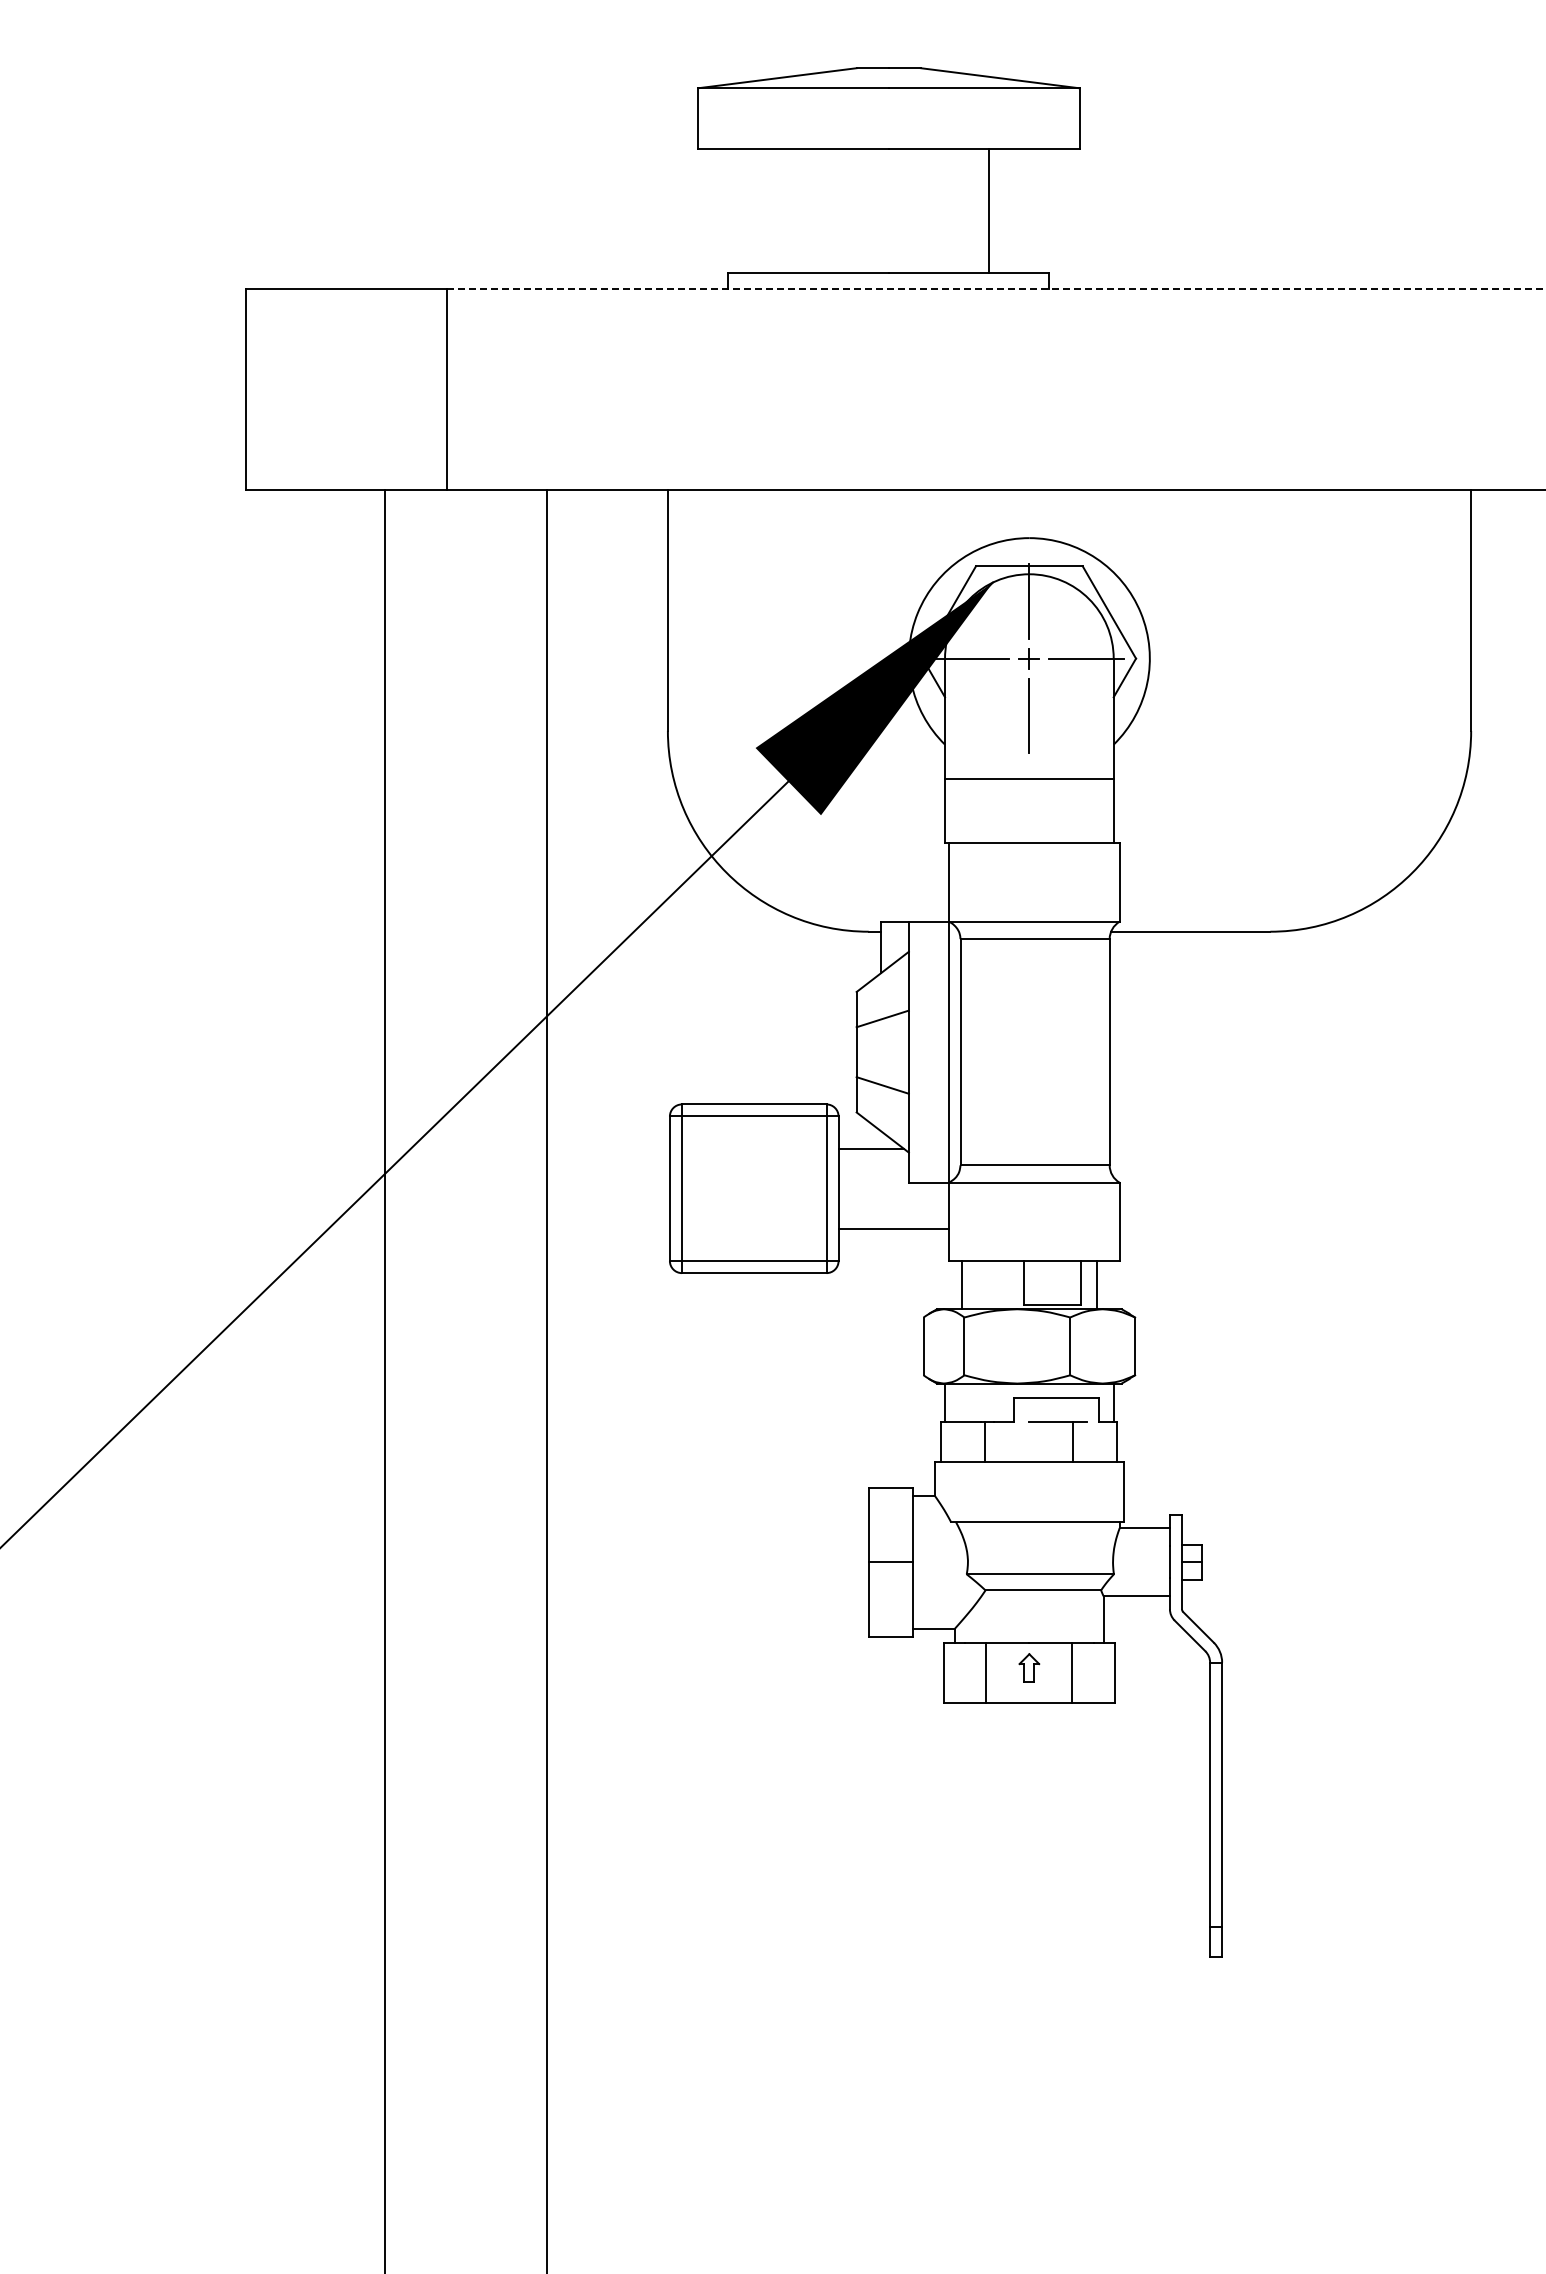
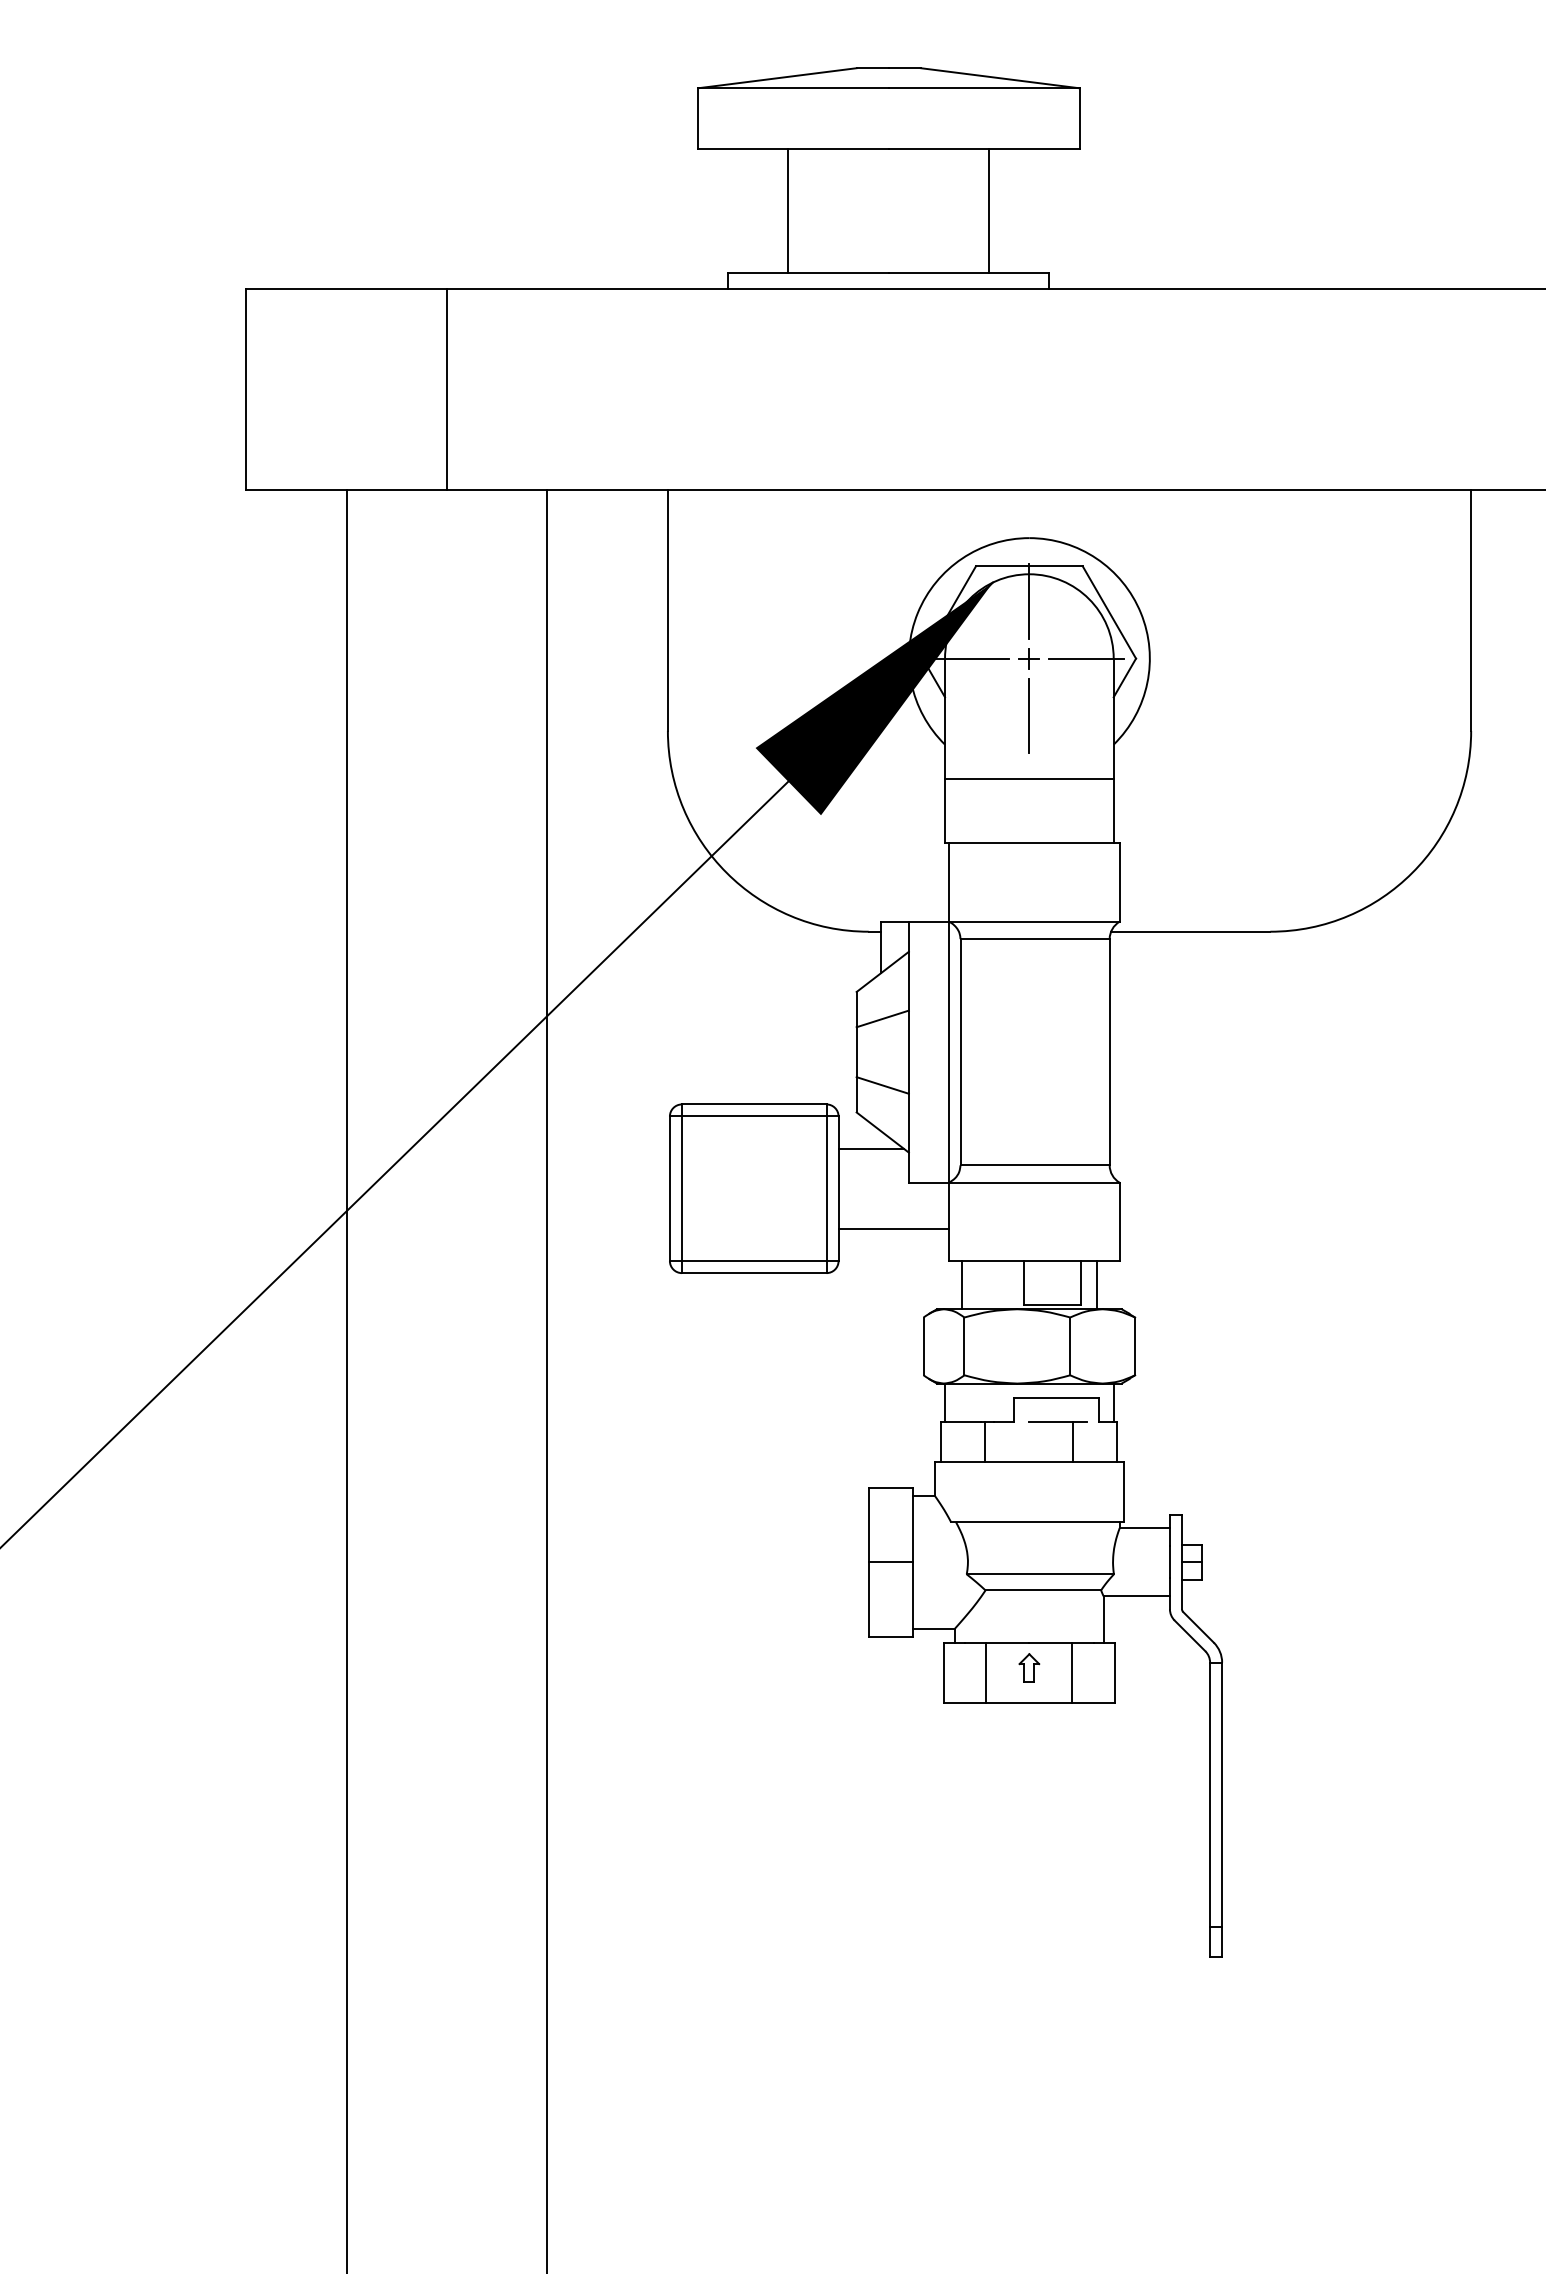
line: none -> present (788, 210)
line: dashed -> solid (995, 289)
line position: (384, 1379) -> (346, 1379) (346, 1379)
